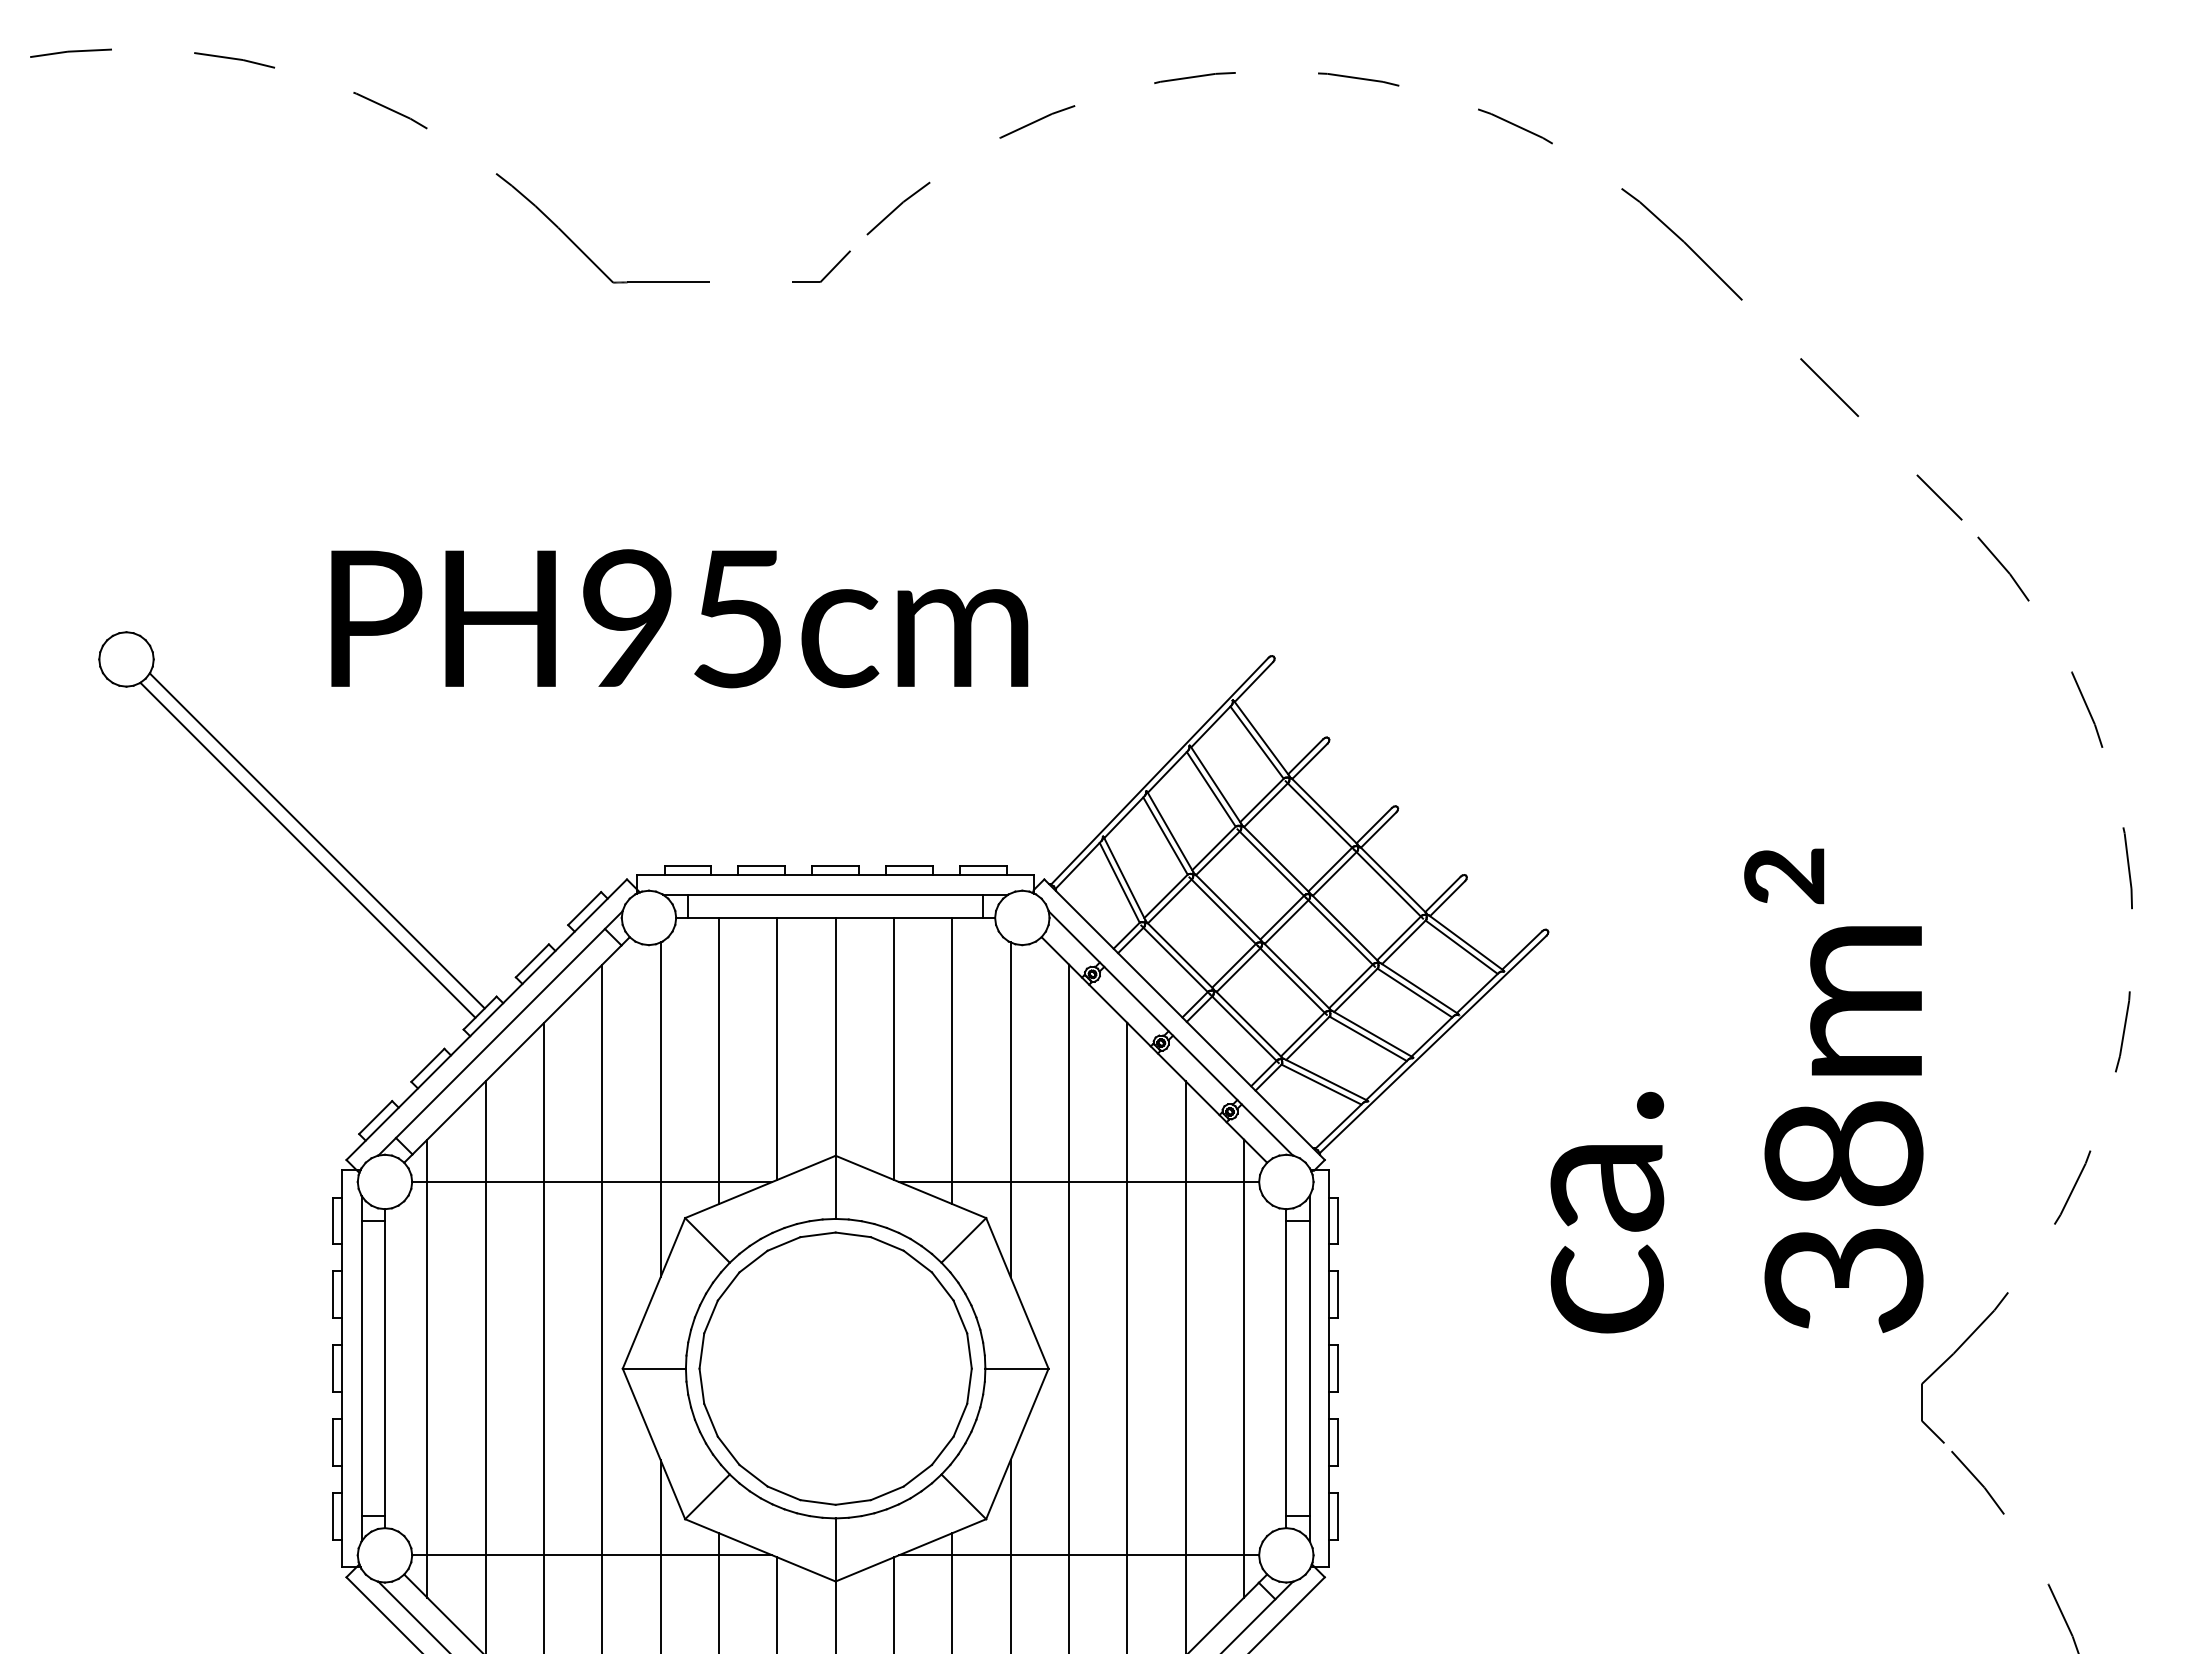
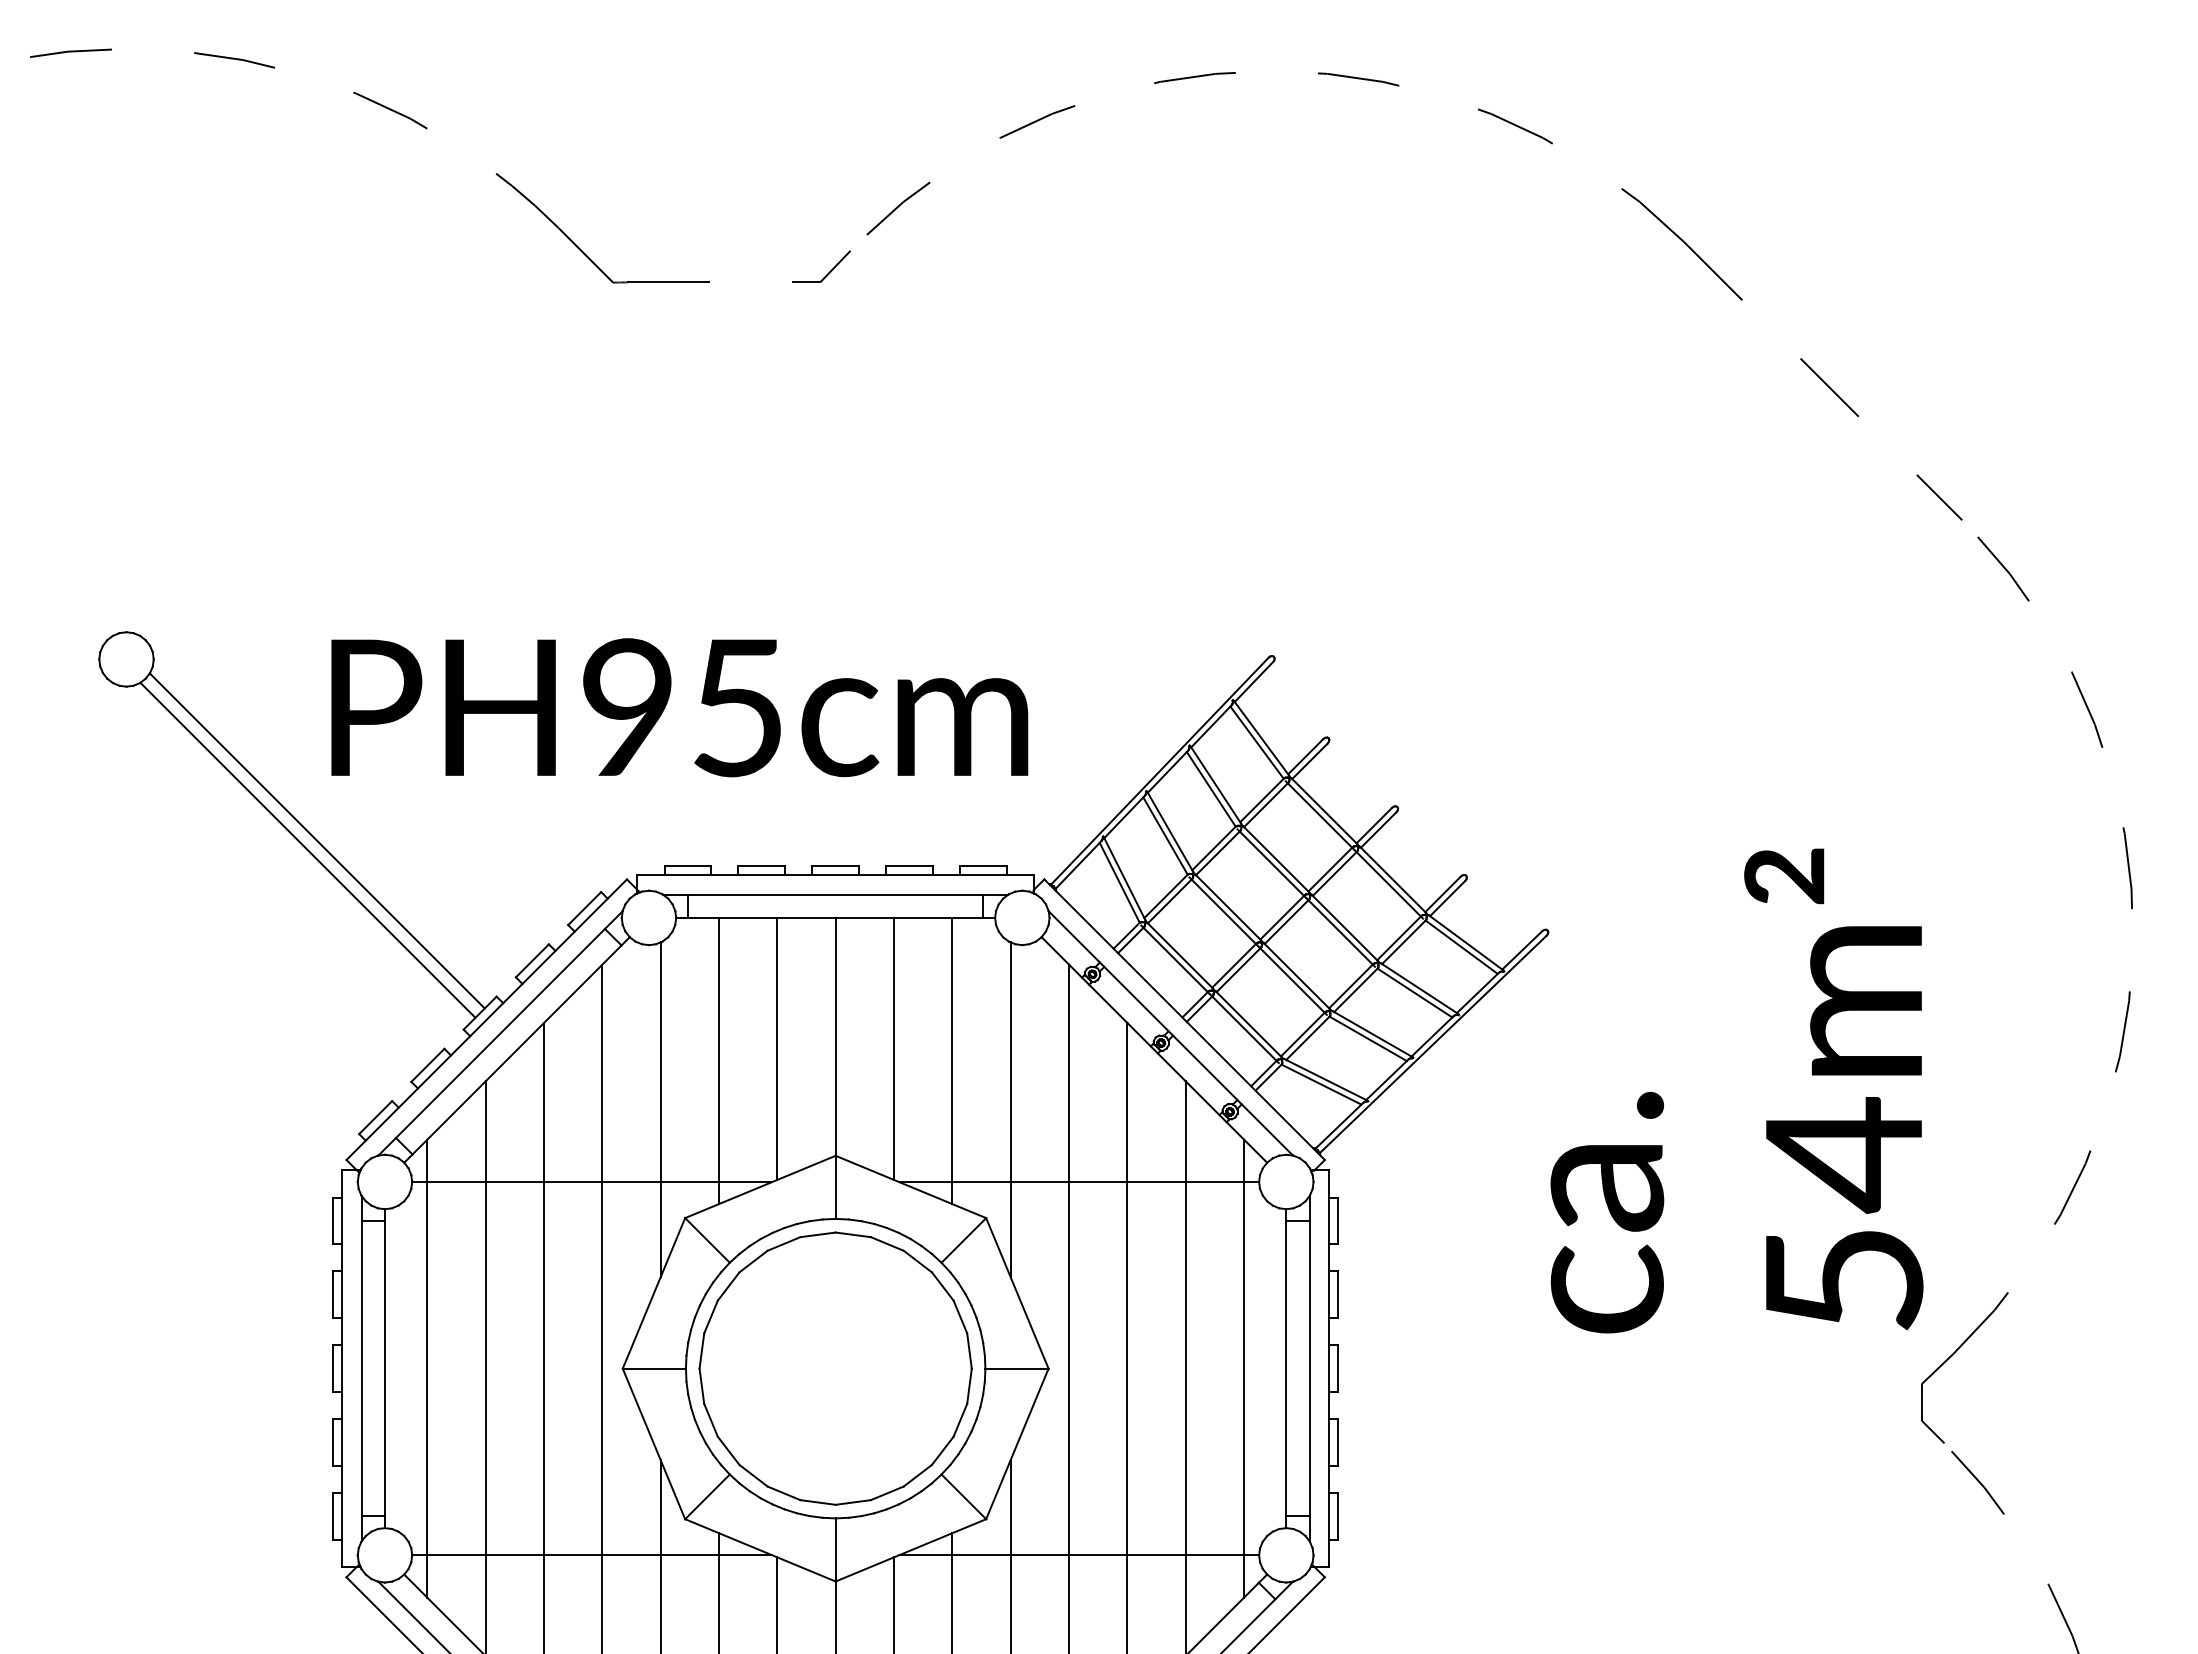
text position: (679, 618) -> (679, 707) (679, 707)
text: 38m² -> 54m² (1843, 1215)
